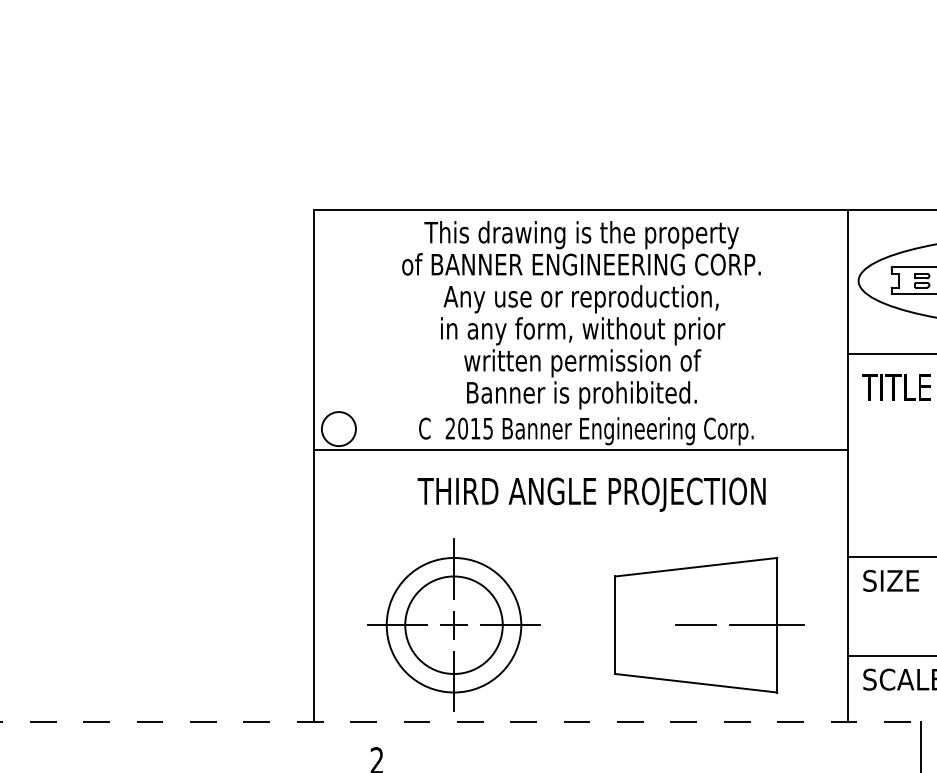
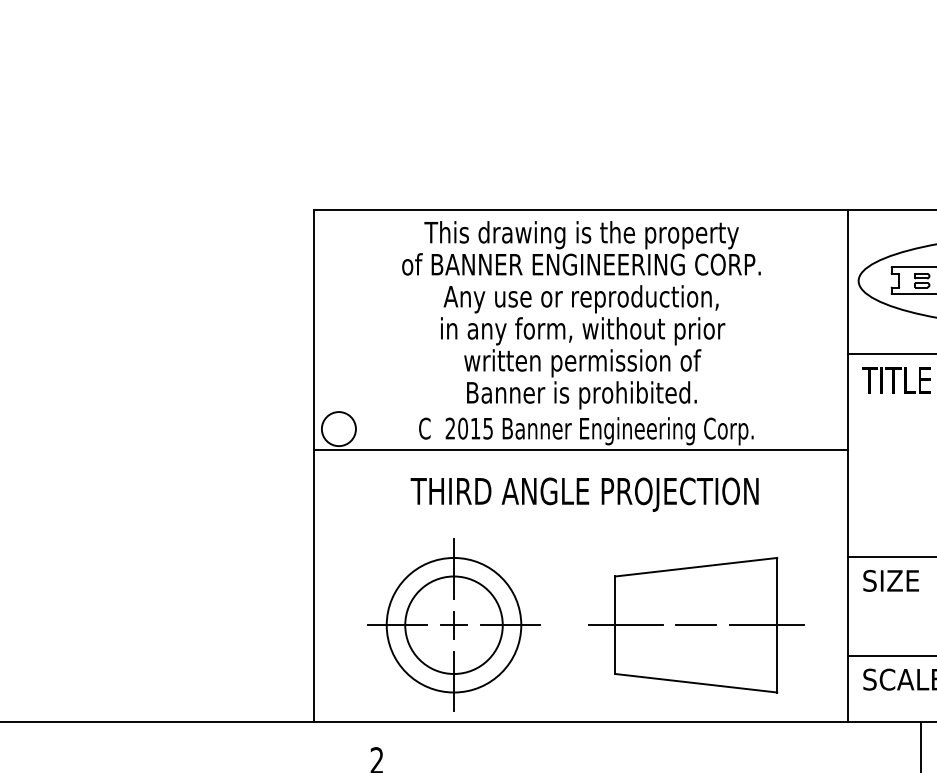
text position: (896, 387) -> (896, 380) (896, 380)
text position: (591, 494) -> (584, 494) (584, 494)
line: none -> present (625, 625)
line: dashed -> solid (469, 722)
